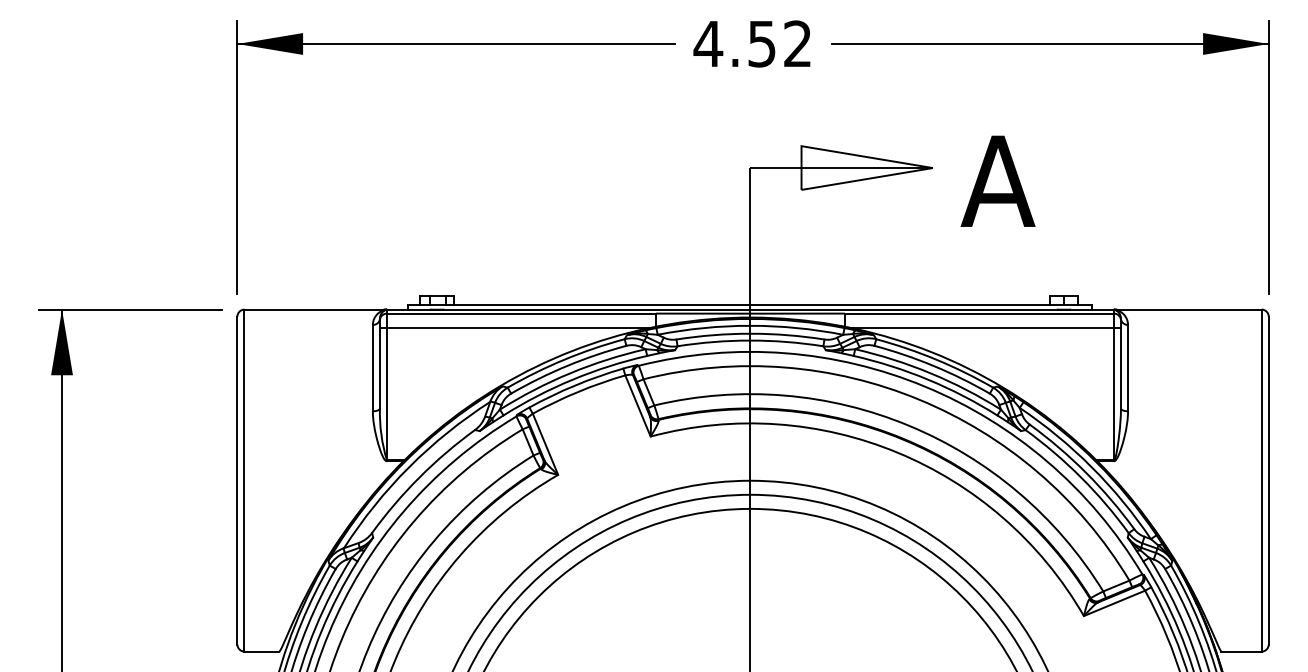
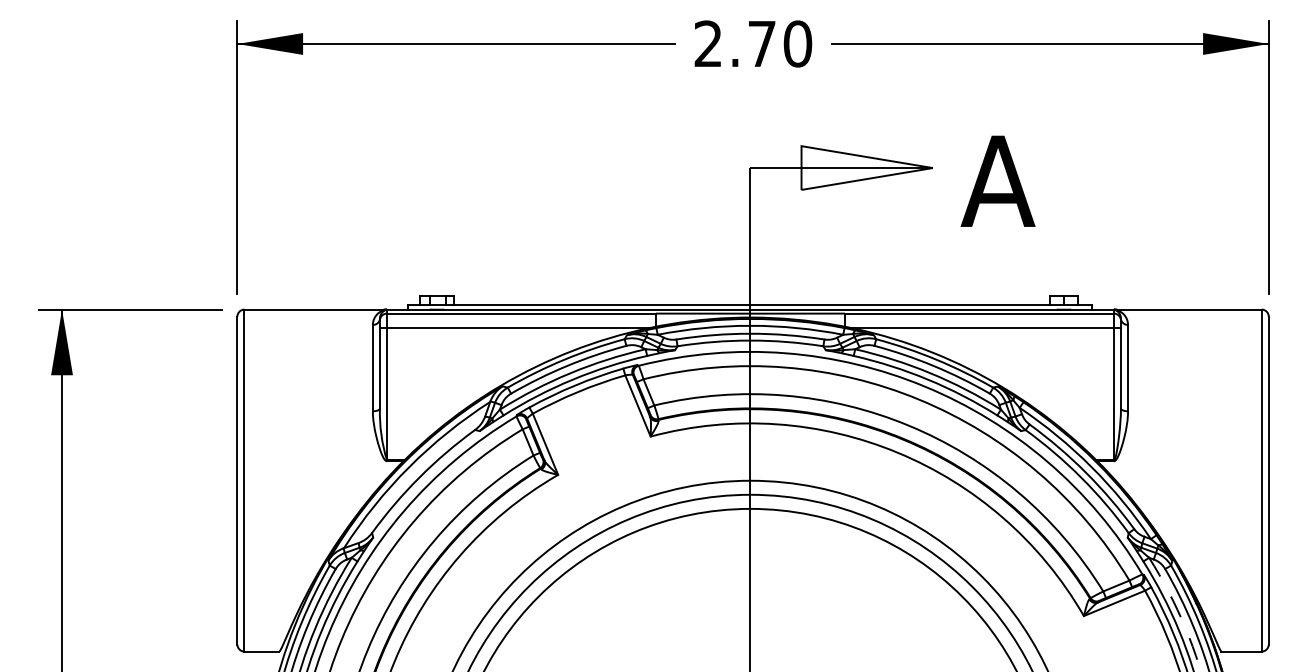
text: 4.52 -> 2.70 (752, 43)
arc: solid -> dashed (1178, 612)
